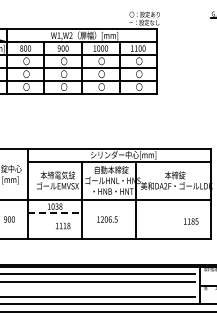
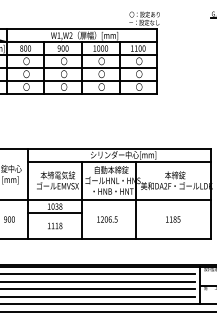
line: dashed -> solid (55, 213)
text position: (191, 221) -> (173, 219) (173, 219)
text position: (63, 225) -> (55, 225) (55, 225)
line: none -> present (98, 289)
